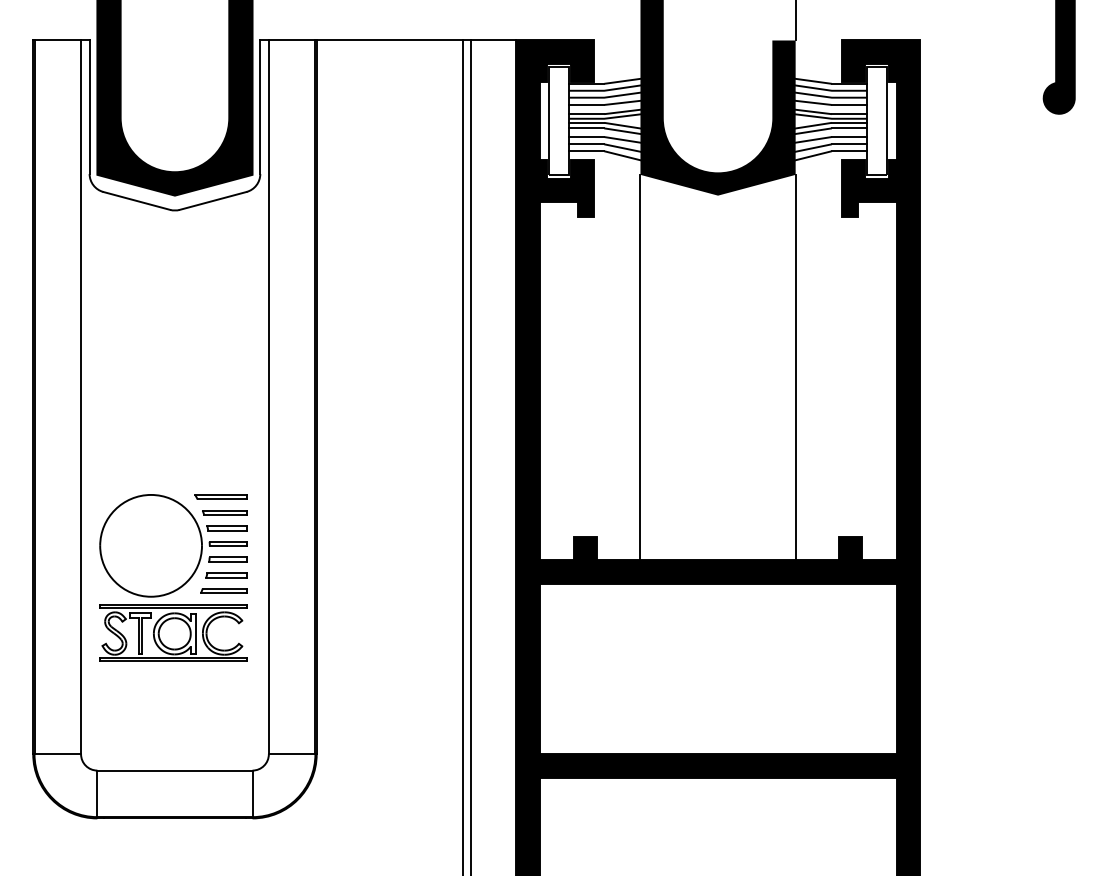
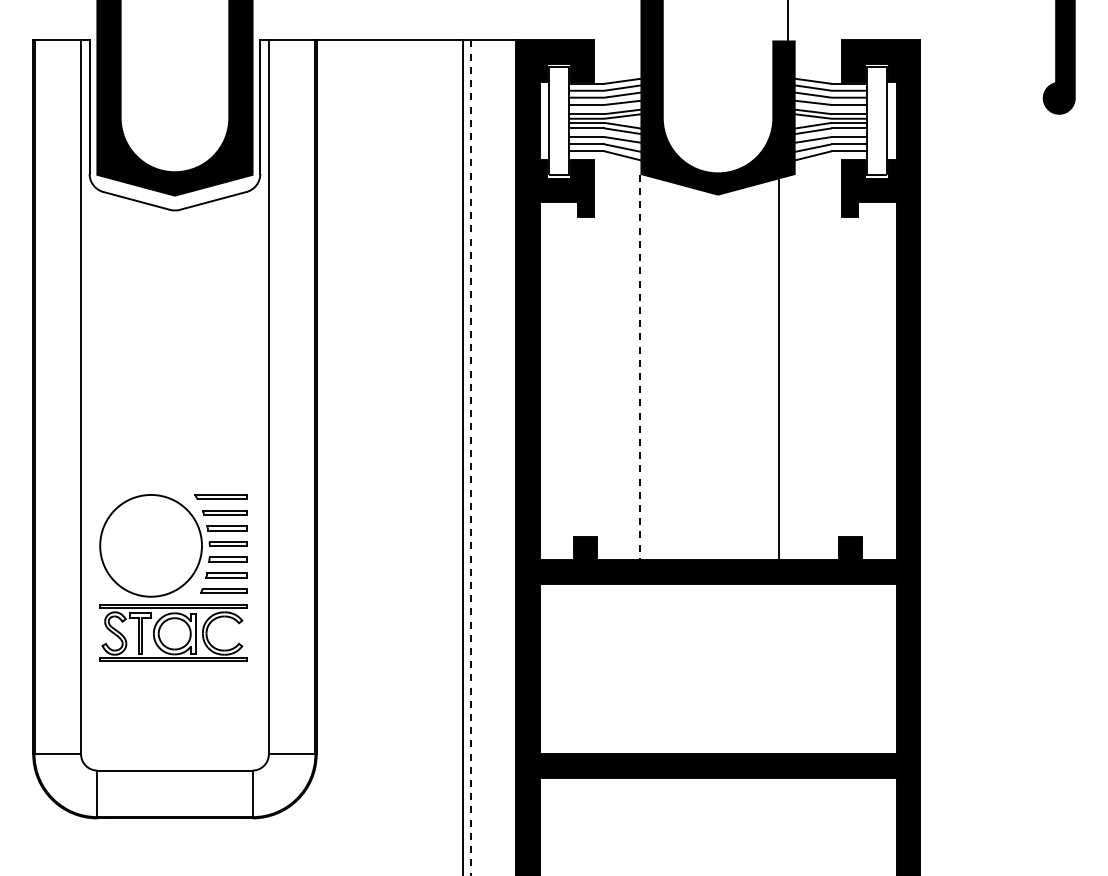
line position: (795, 21) -> (787, 21) (787, 21)
line: solid -> dashed (640, 367)
line position: (795, 367) -> (778, 367) (778, 367)
line: solid -> dashed (471, 458)
